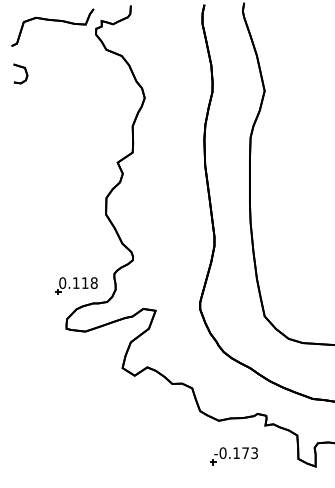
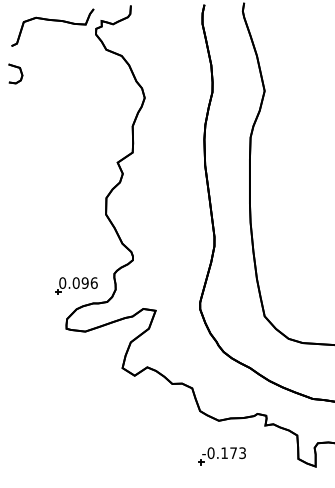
part position: (20, 73) -> (15, 73) (15, 73)
text: 0.118 -> 0.096 (84, 282)
part position: (233, 456) -> (221, 456) (221, 456)
